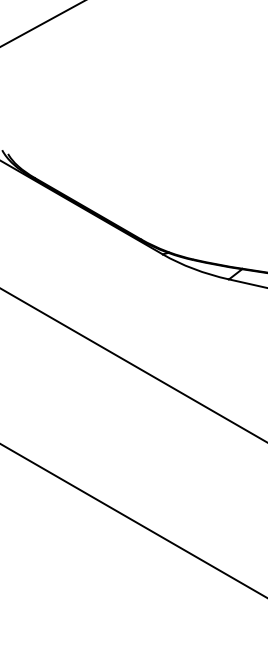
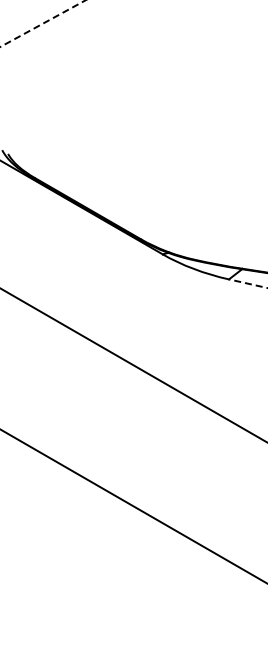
line: solid -> dashed (42, 23)
line: solid -> dashed (248, 283)
line position: (133, 520) -> (133, 505) (133, 505)
